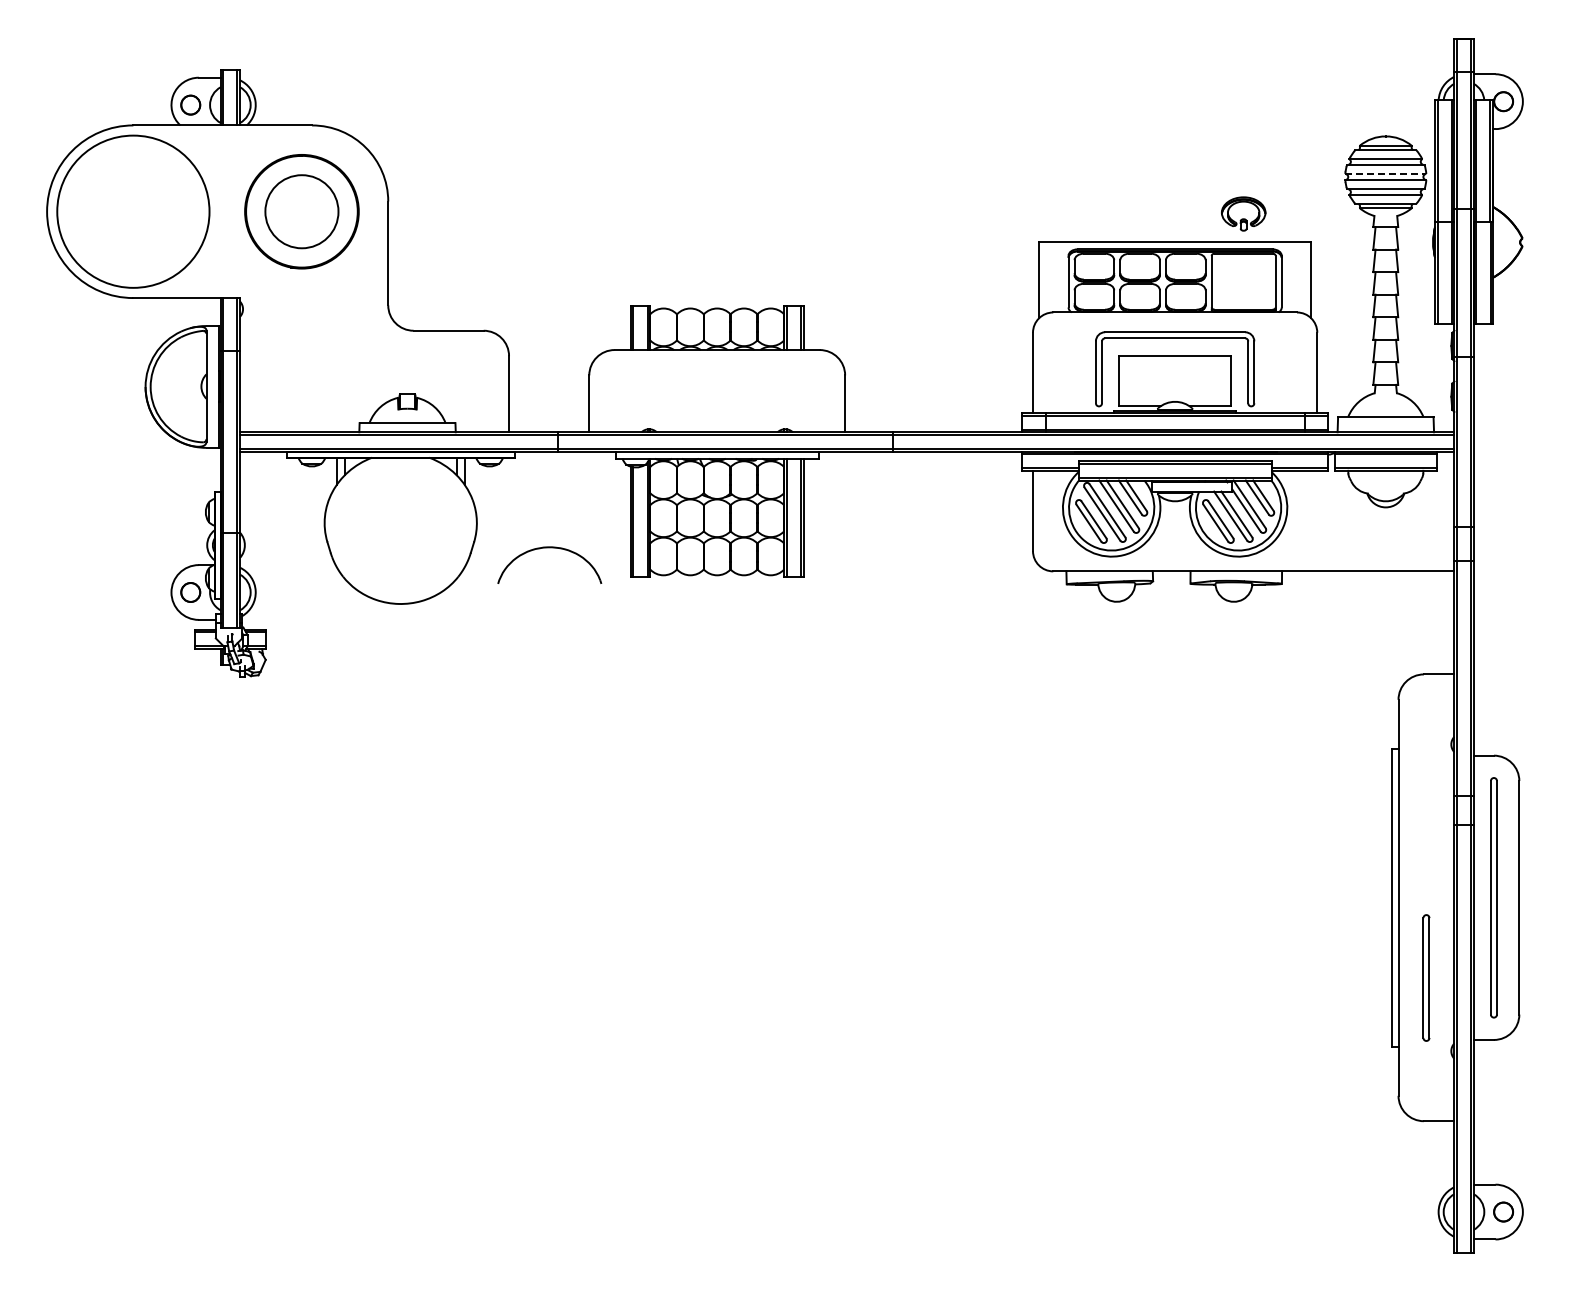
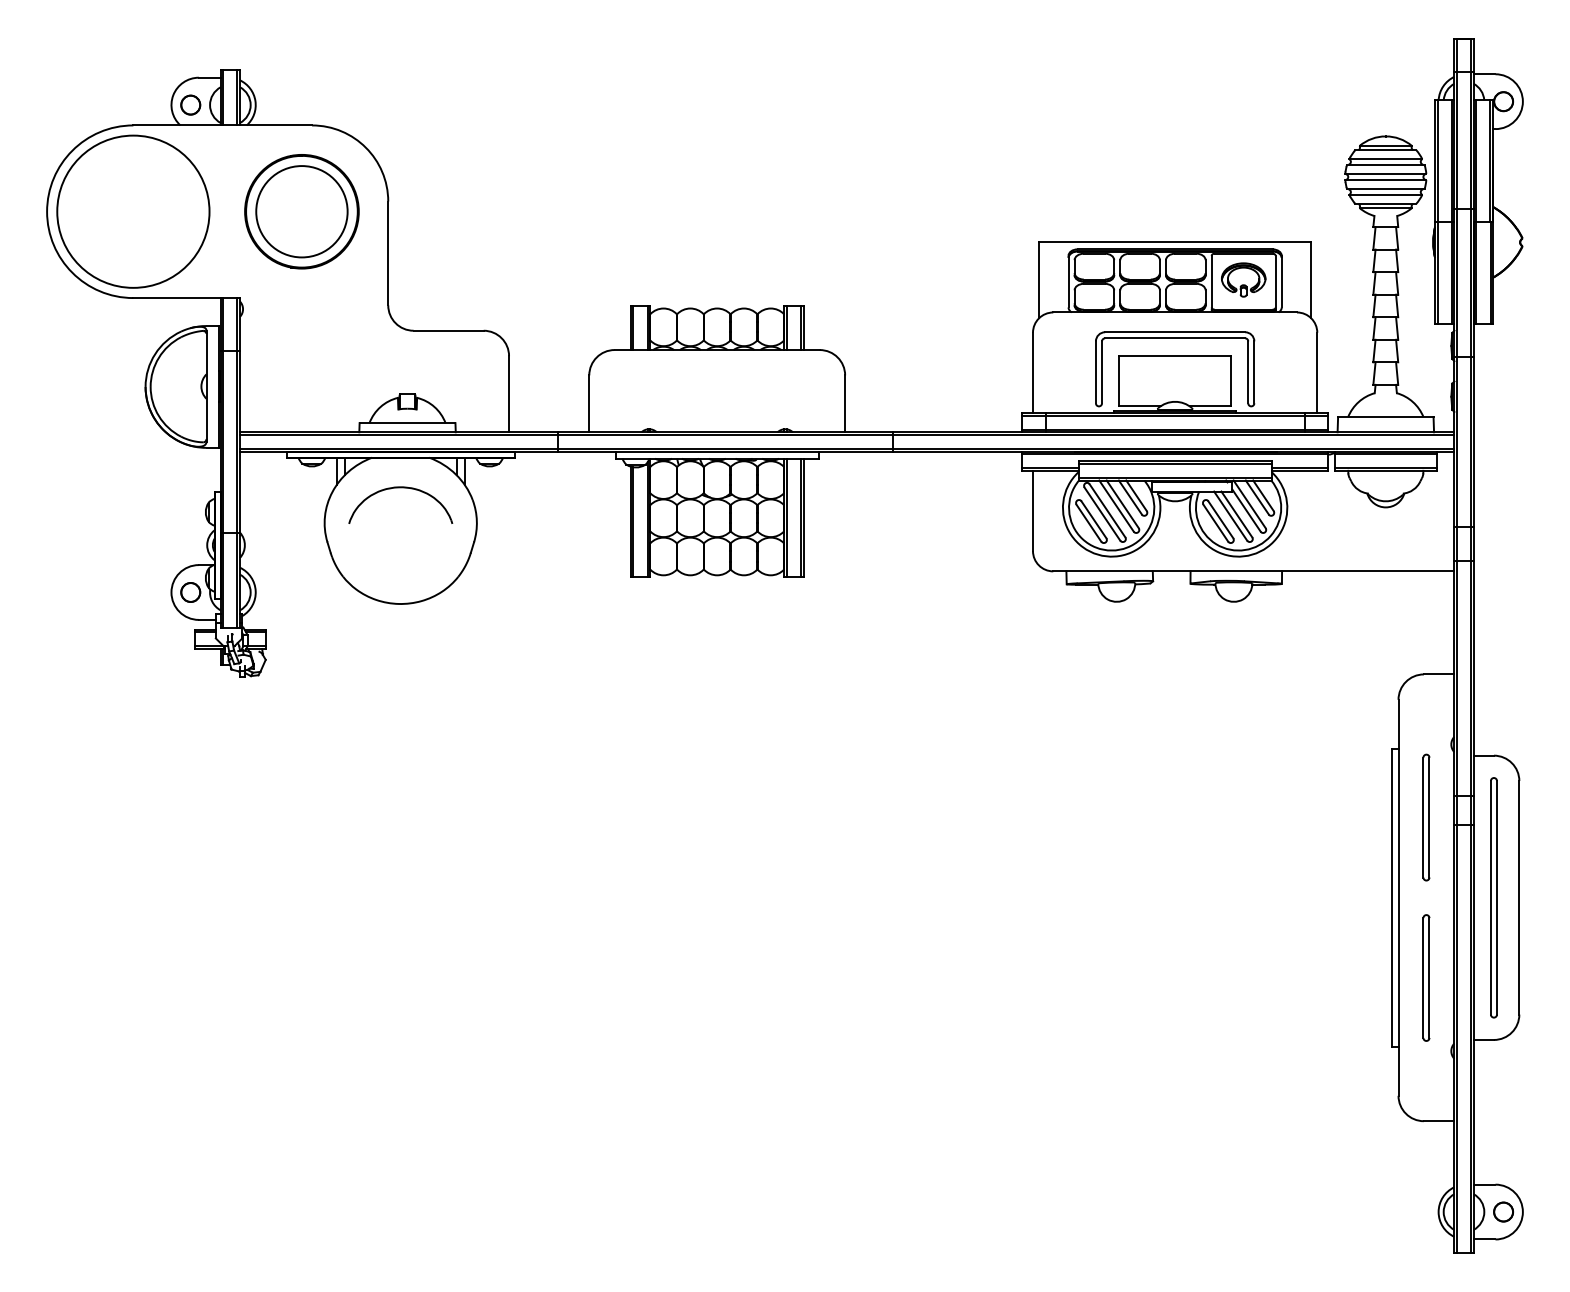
line: dashed -> solid (1385, 174)
circle diameter: 73 px -> 91 px (301, 211)
part position: (1243, 213) -> (1243, 279) (1243, 279)
part position: (549, 548) -> (400, 488) (400, 488)
part: none -> present (1426, 817)
